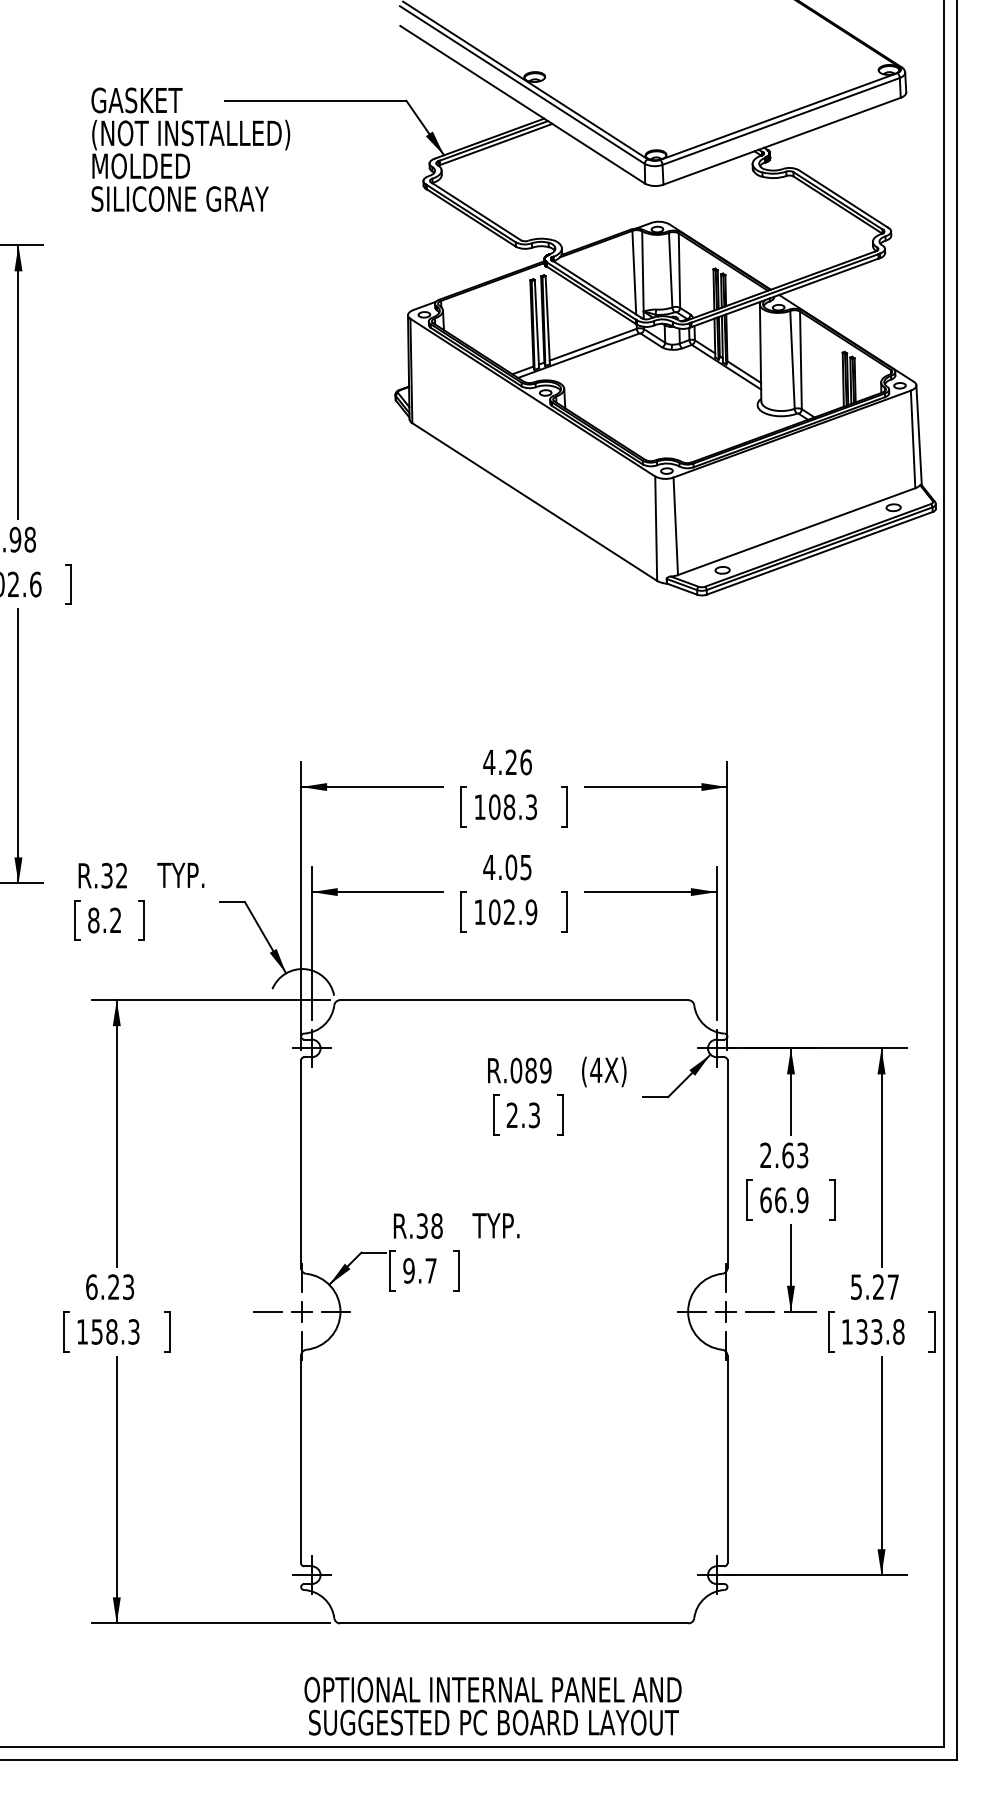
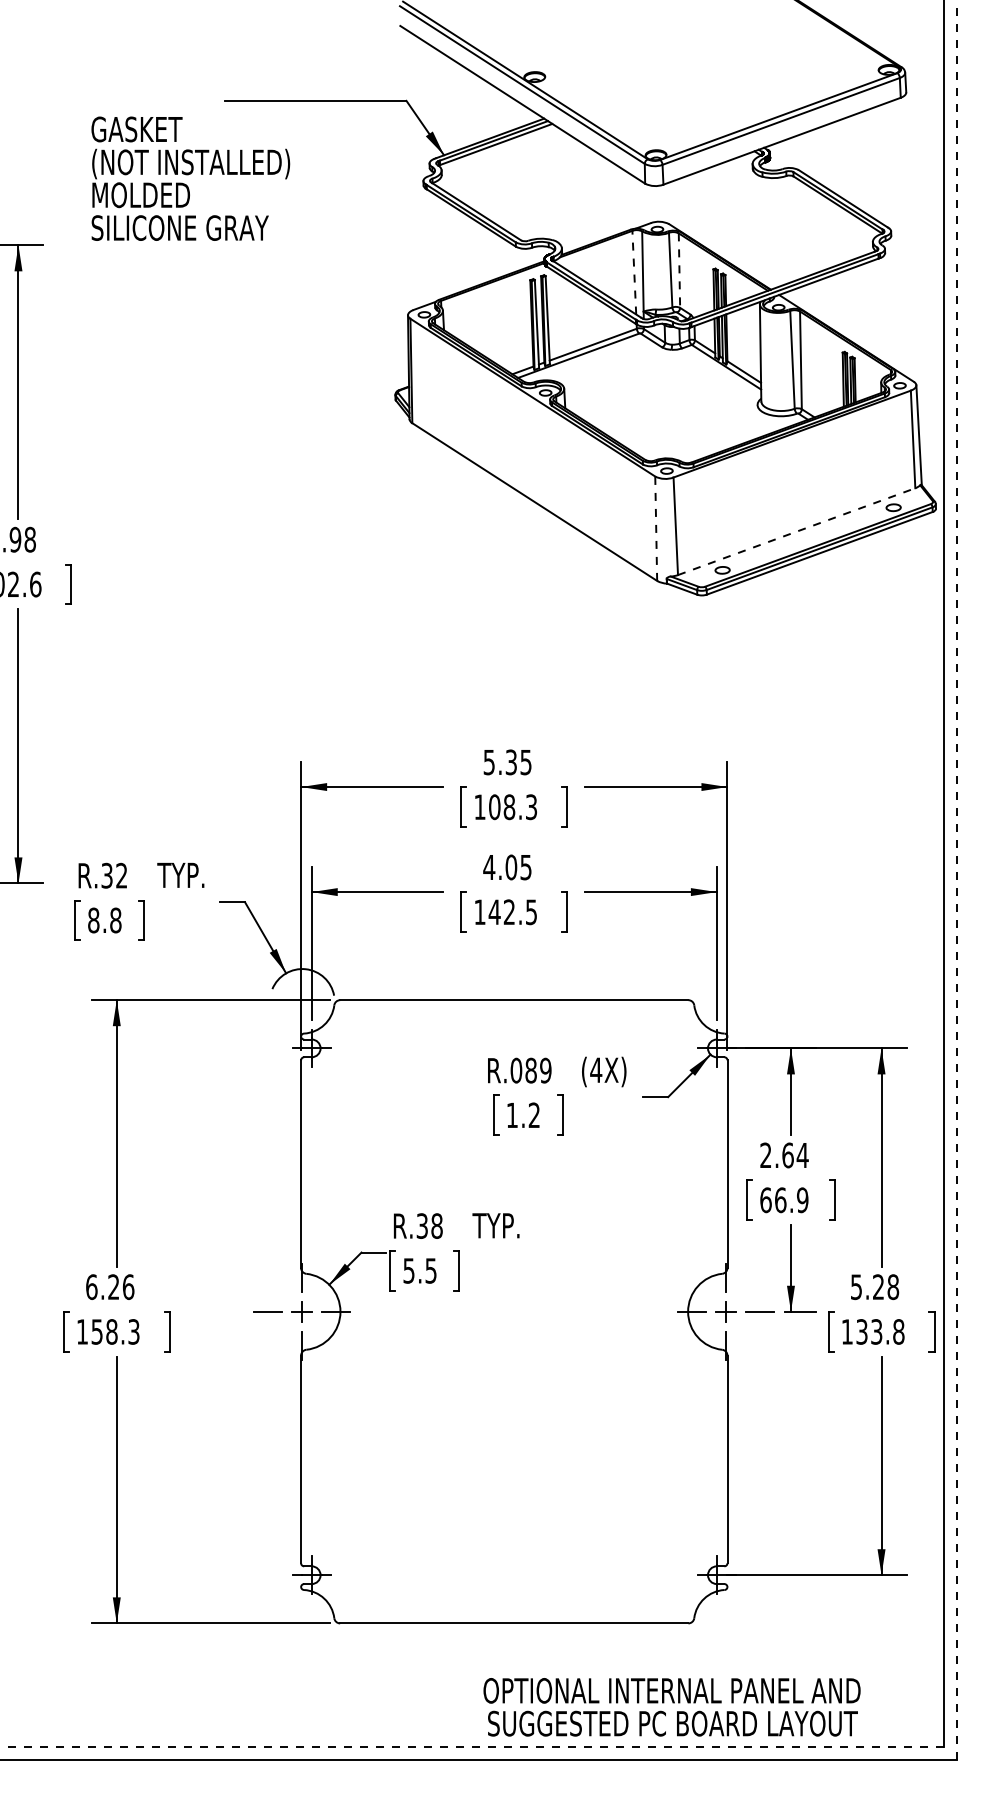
text position: (190, 149) -> (190, 178) (190, 178)
line: solid -> dashed (679, 271)
line: solid -> dashed (634, 272)
line: solid -> dashed (656, 528)
line: solid -> dashed (797, 531)
text: 4.26 -> 5.35 (507, 762)
line: solid -> dashed (956, 879)
text: 102.9 -> 142.5 (512, 912)
text: 8.2 -> 8.8 (115, 920)
text: 2.3 -> 1.2 (522, 1115)
text: 2.63 -> 2.64 (802, 1155)
text: 9.7 -> 5.5 (419, 1270)
text: 6.23 -> 6.26 (128, 1287)
text: 5.27 -> 5.28 (893, 1287)
text position: (492, 1706) -> (671, 1707) (671, 1707)
line: solid -> dashed (472, 1747)
